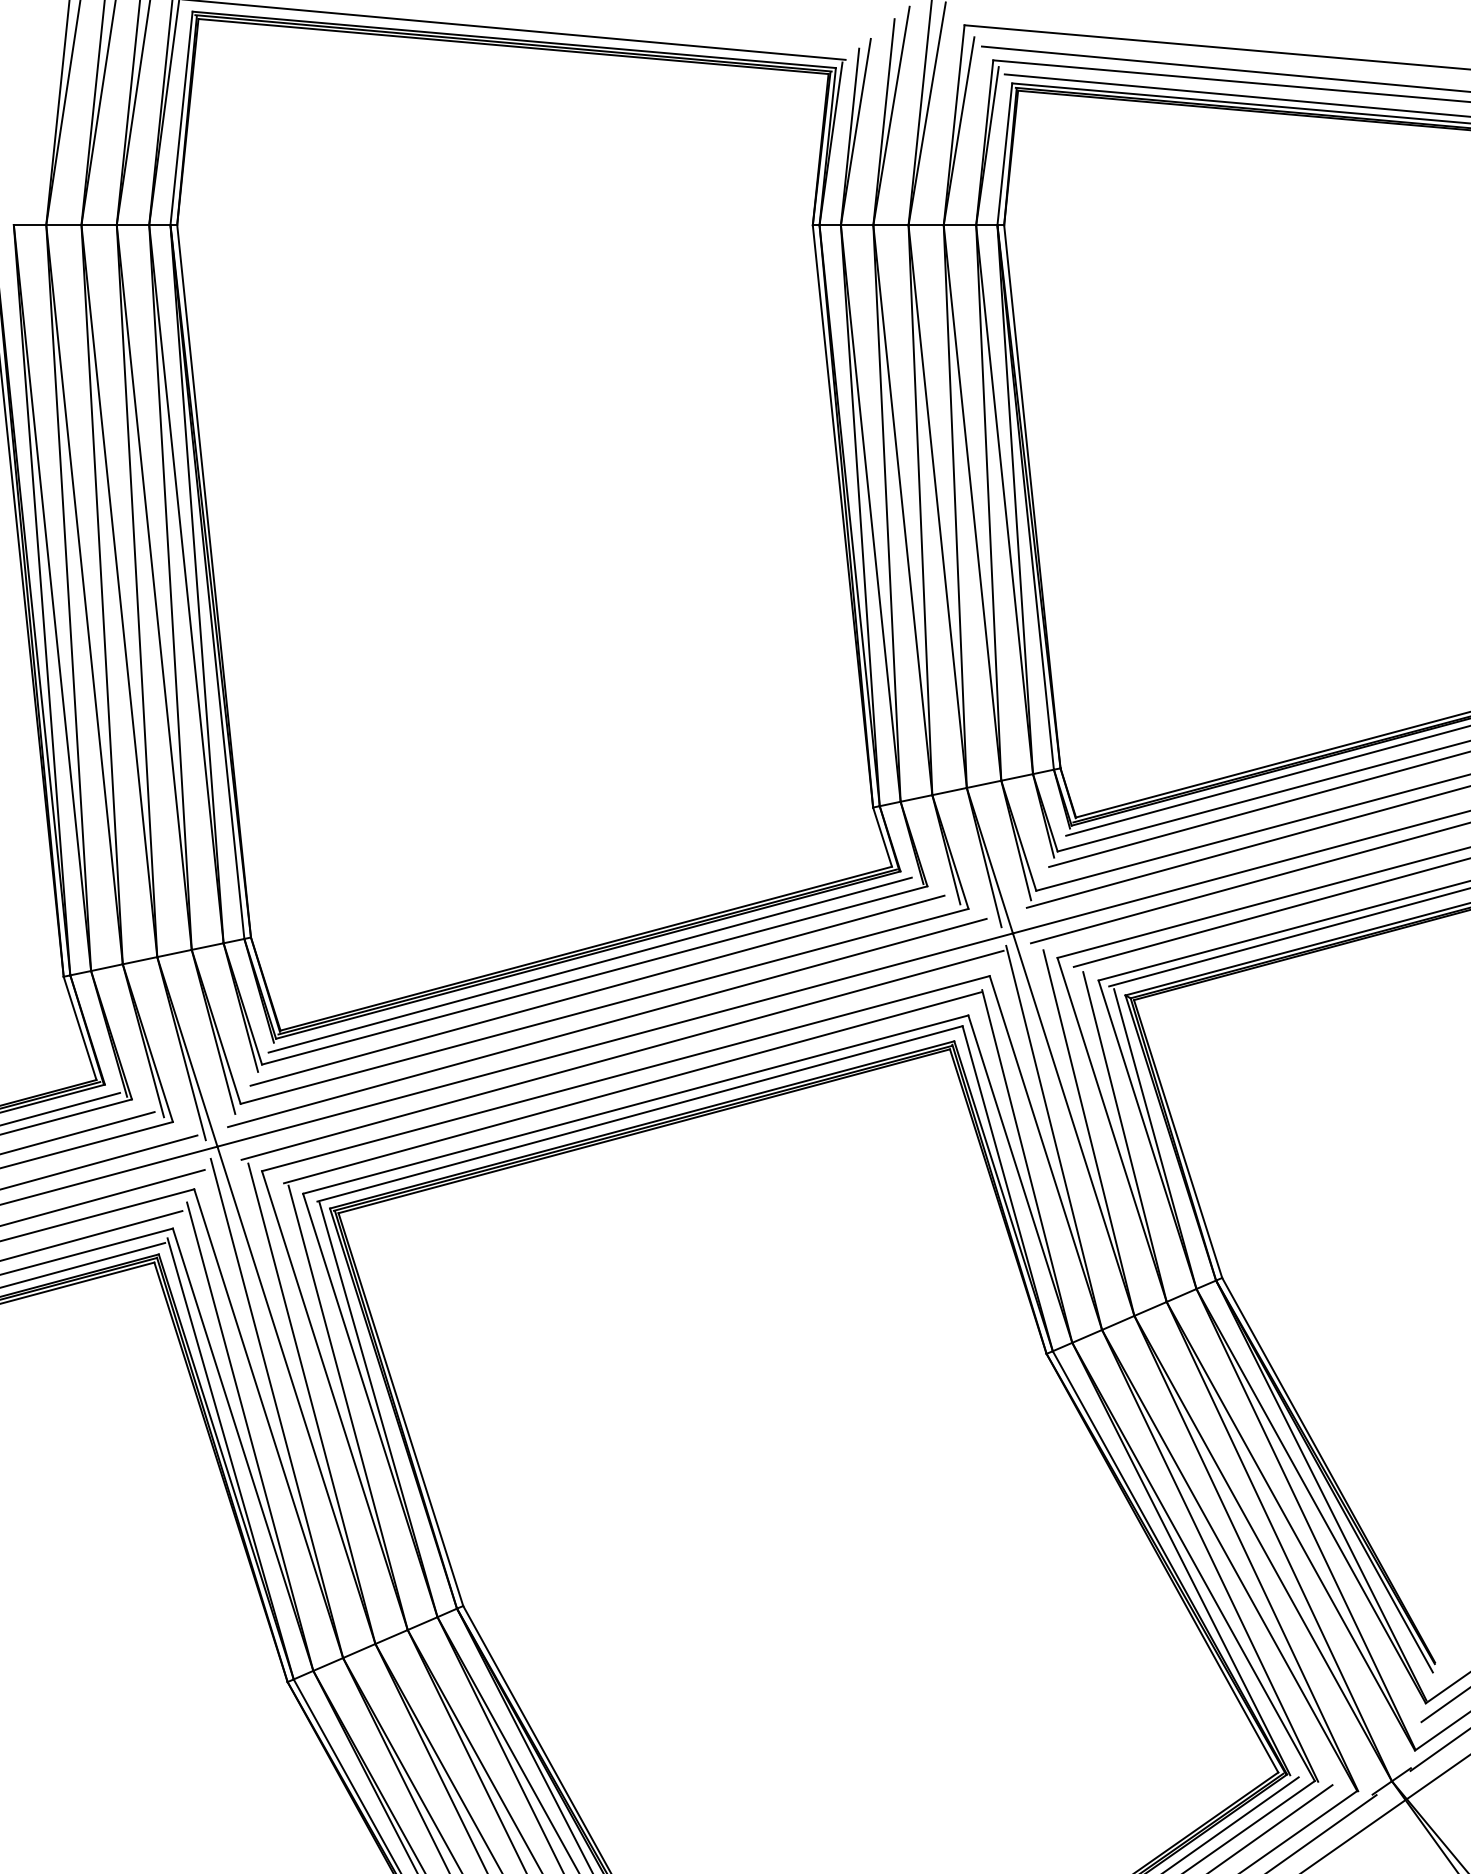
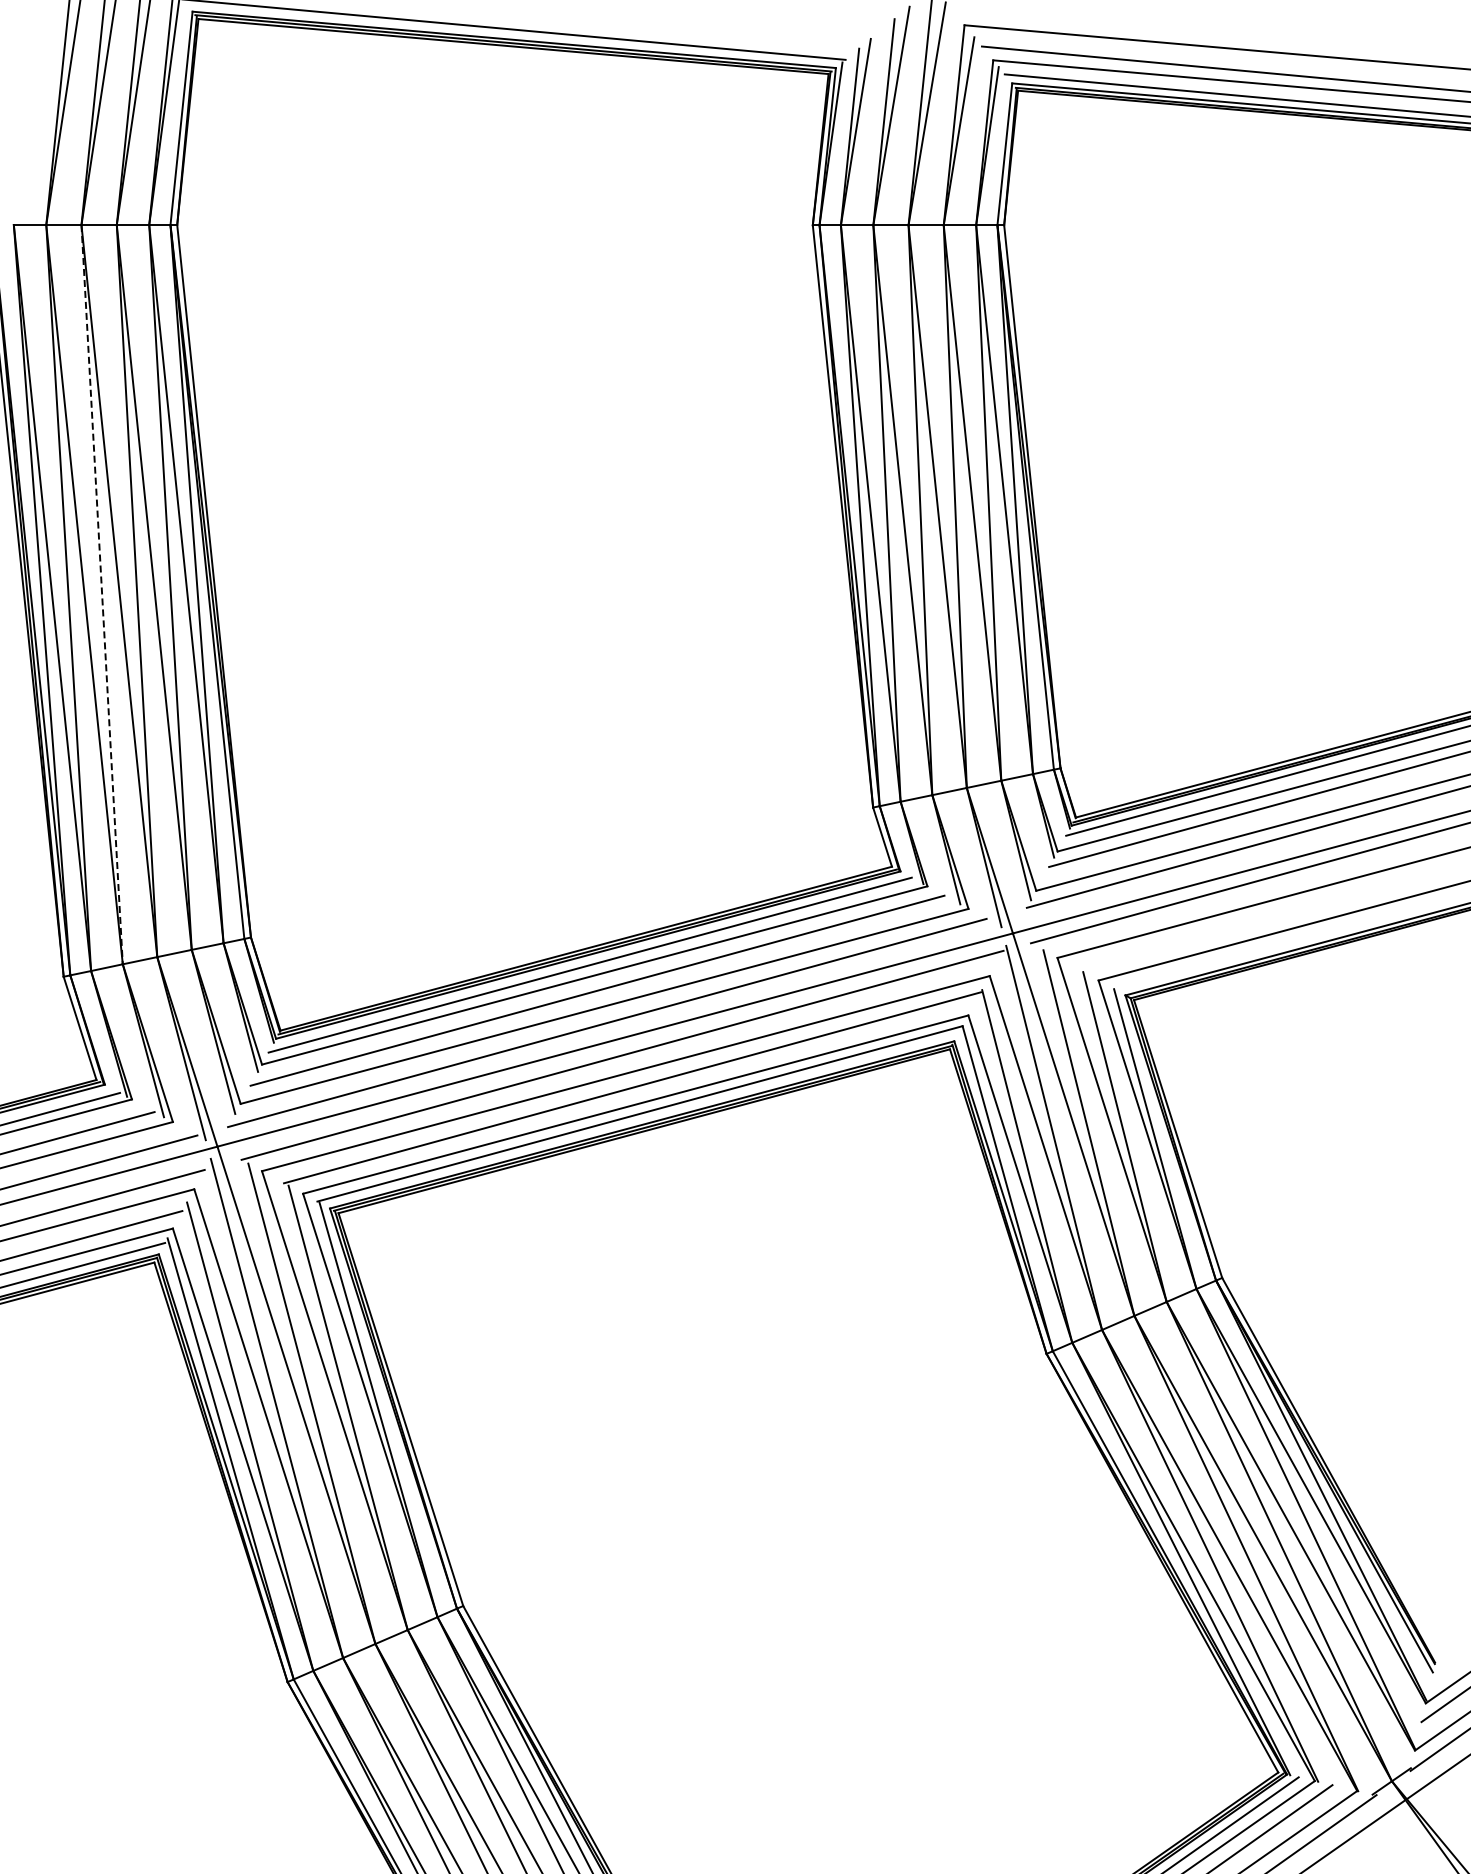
line: solid -> dashed (102, 595)
line: present -> none (1270, 912)
line: present -> none (1288, 937)
